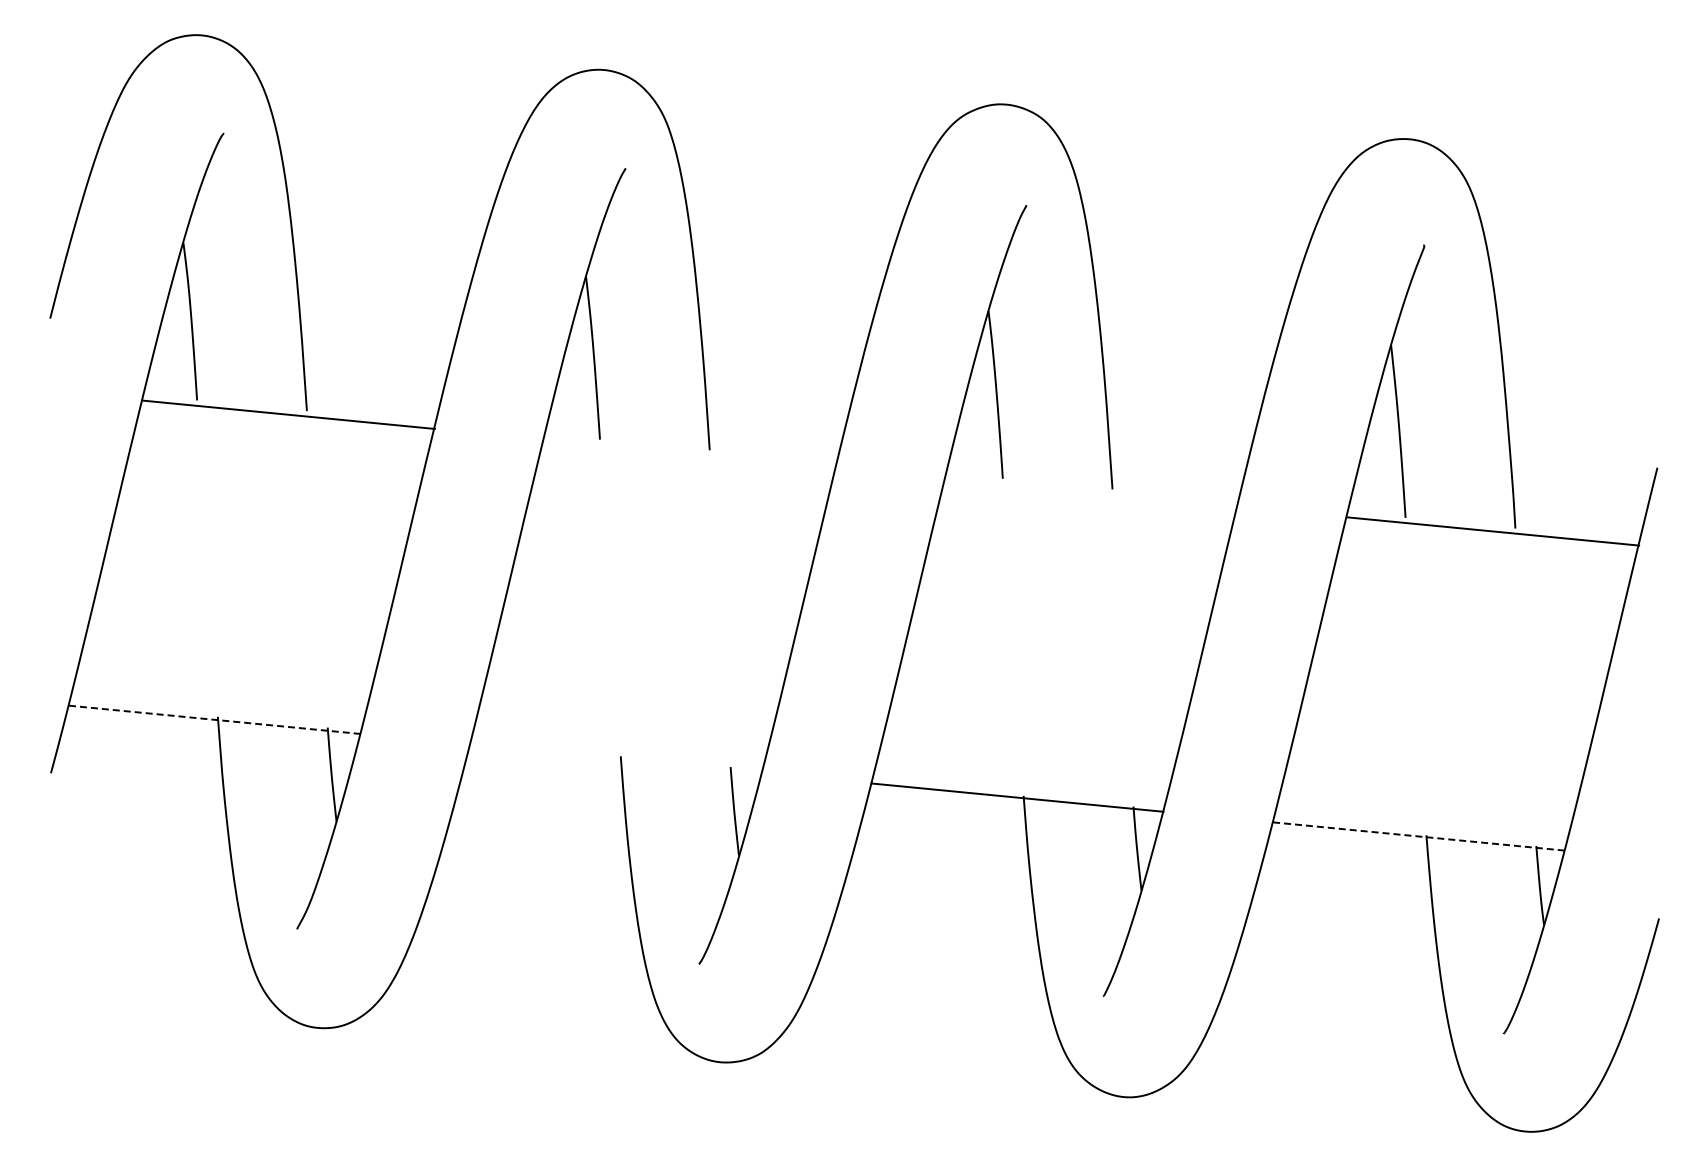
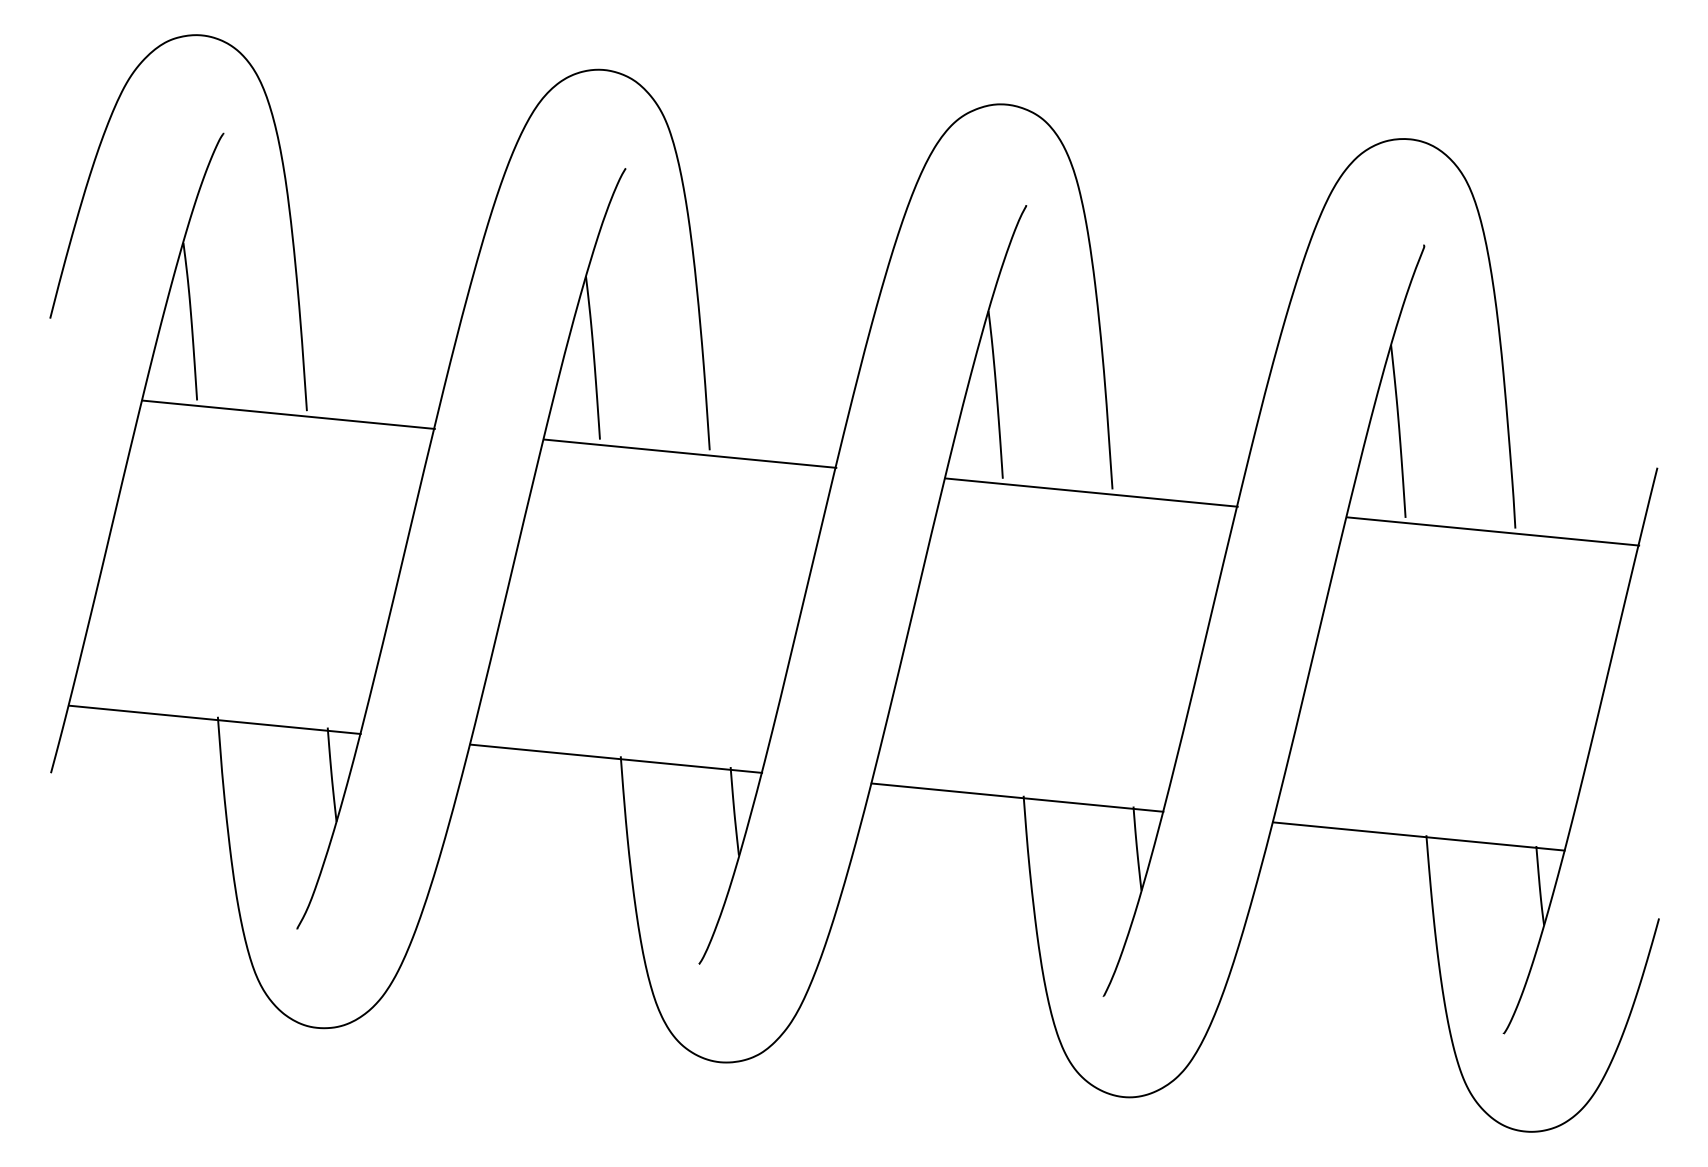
line: none -> present (690, 453)
line: none -> present (1091, 492)
line: dashed -> solid (214, 719)
line: none -> present (616, 758)
line: dashed -> solid (1419, 836)
